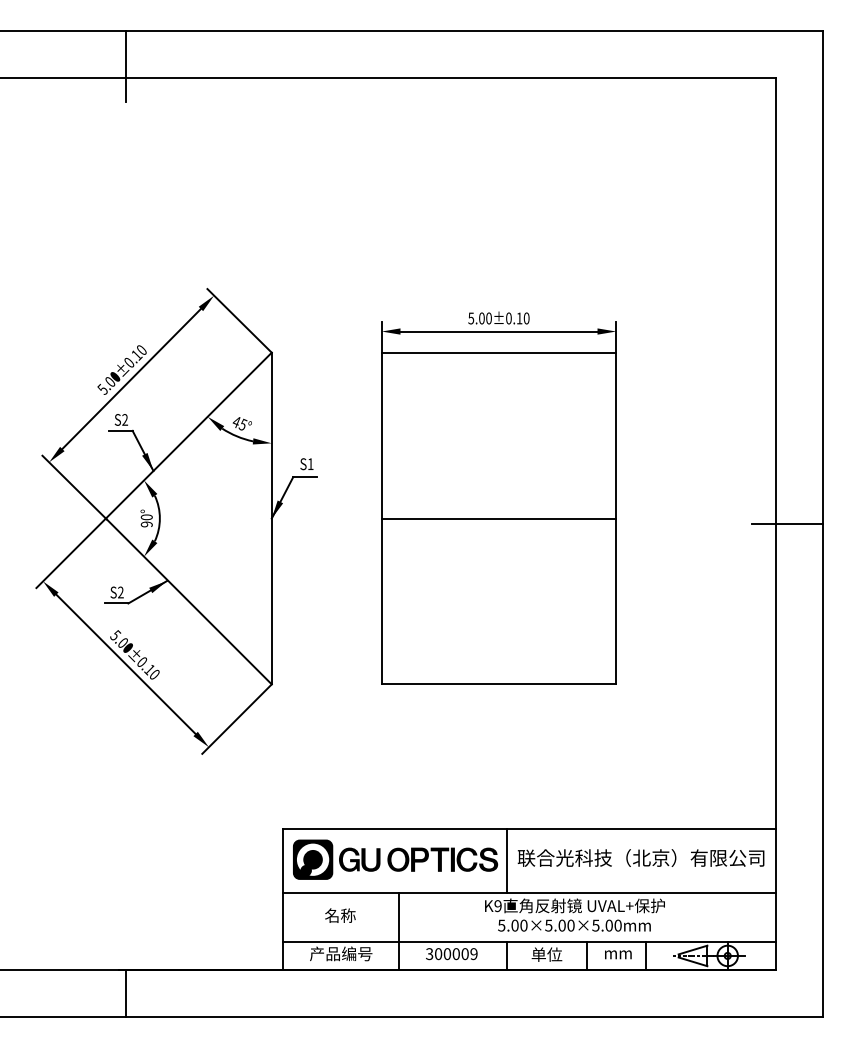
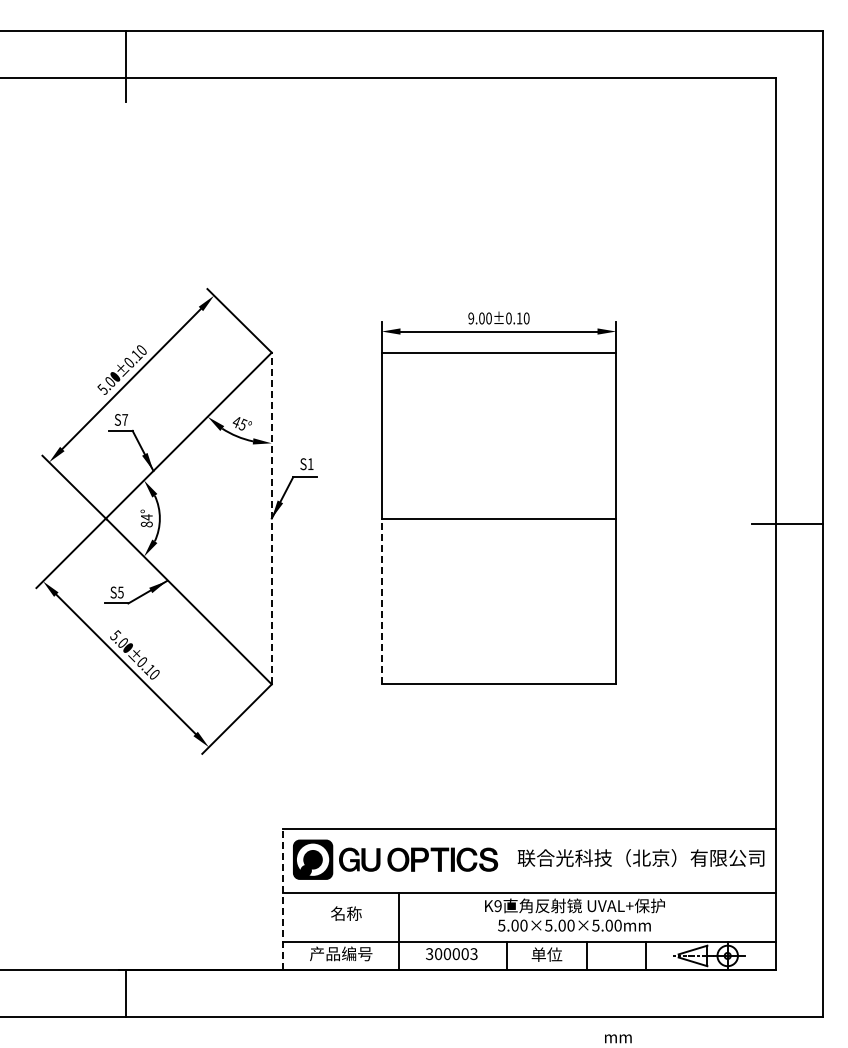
text: 5.00±0.10 -> 9.00±0.10 (471, 318)
text: S2 -> S7 (125, 419)
line: solid -> dashed (271, 518)
text: 90° -> 84° (146, 520)
text: S2 -> S5 (120, 592)
line: solid -> dashed (381, 601)
line: present -> none (506, 860)
line: solid -> dashed (283, 899)
text position: (340, 915) -> (346, 913) (346, 913)
text: 300009 -> 300003 (473, 953)
text position: (618, 954) -> (618, 1038) (618, 1038)
